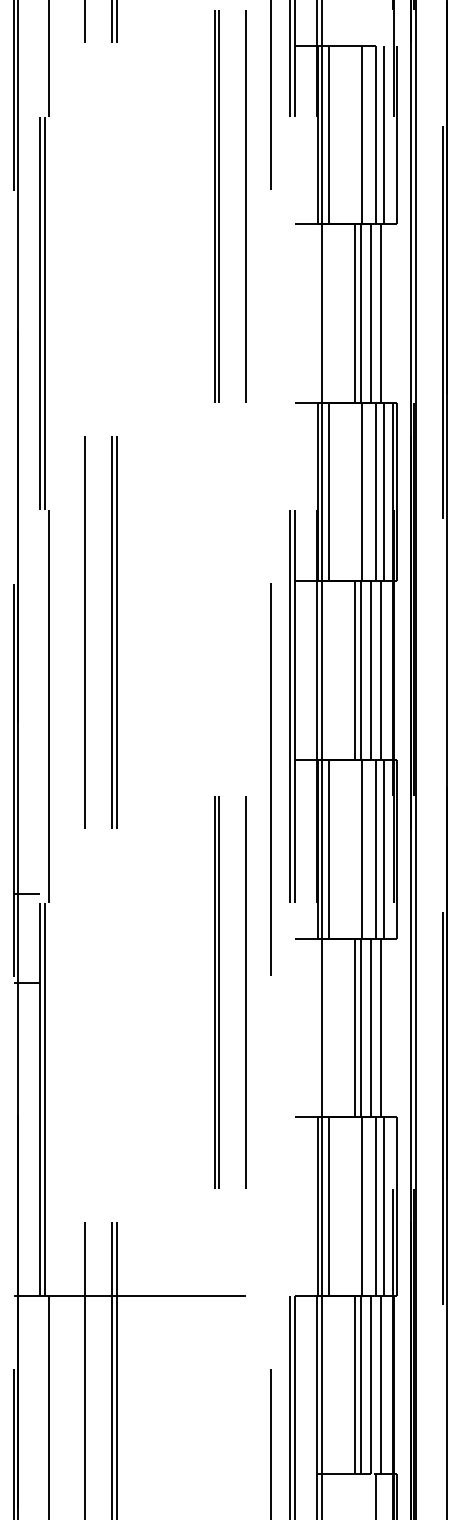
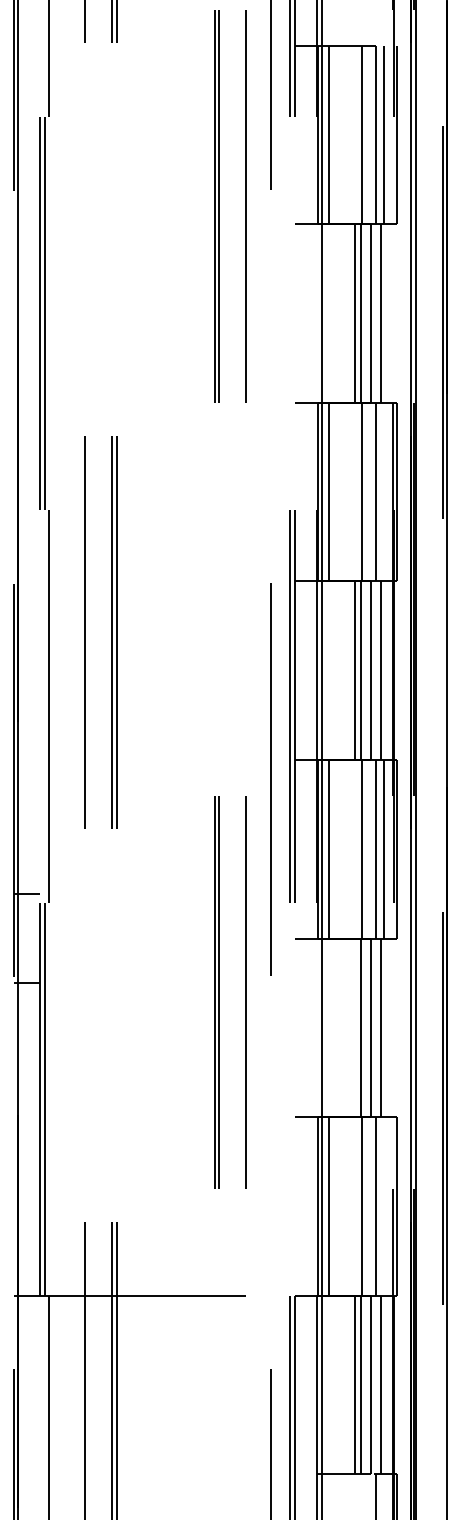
line: present -> none (384, 491)
line: present -> none (355, 1027)
line: present -> none (384, 1206)
